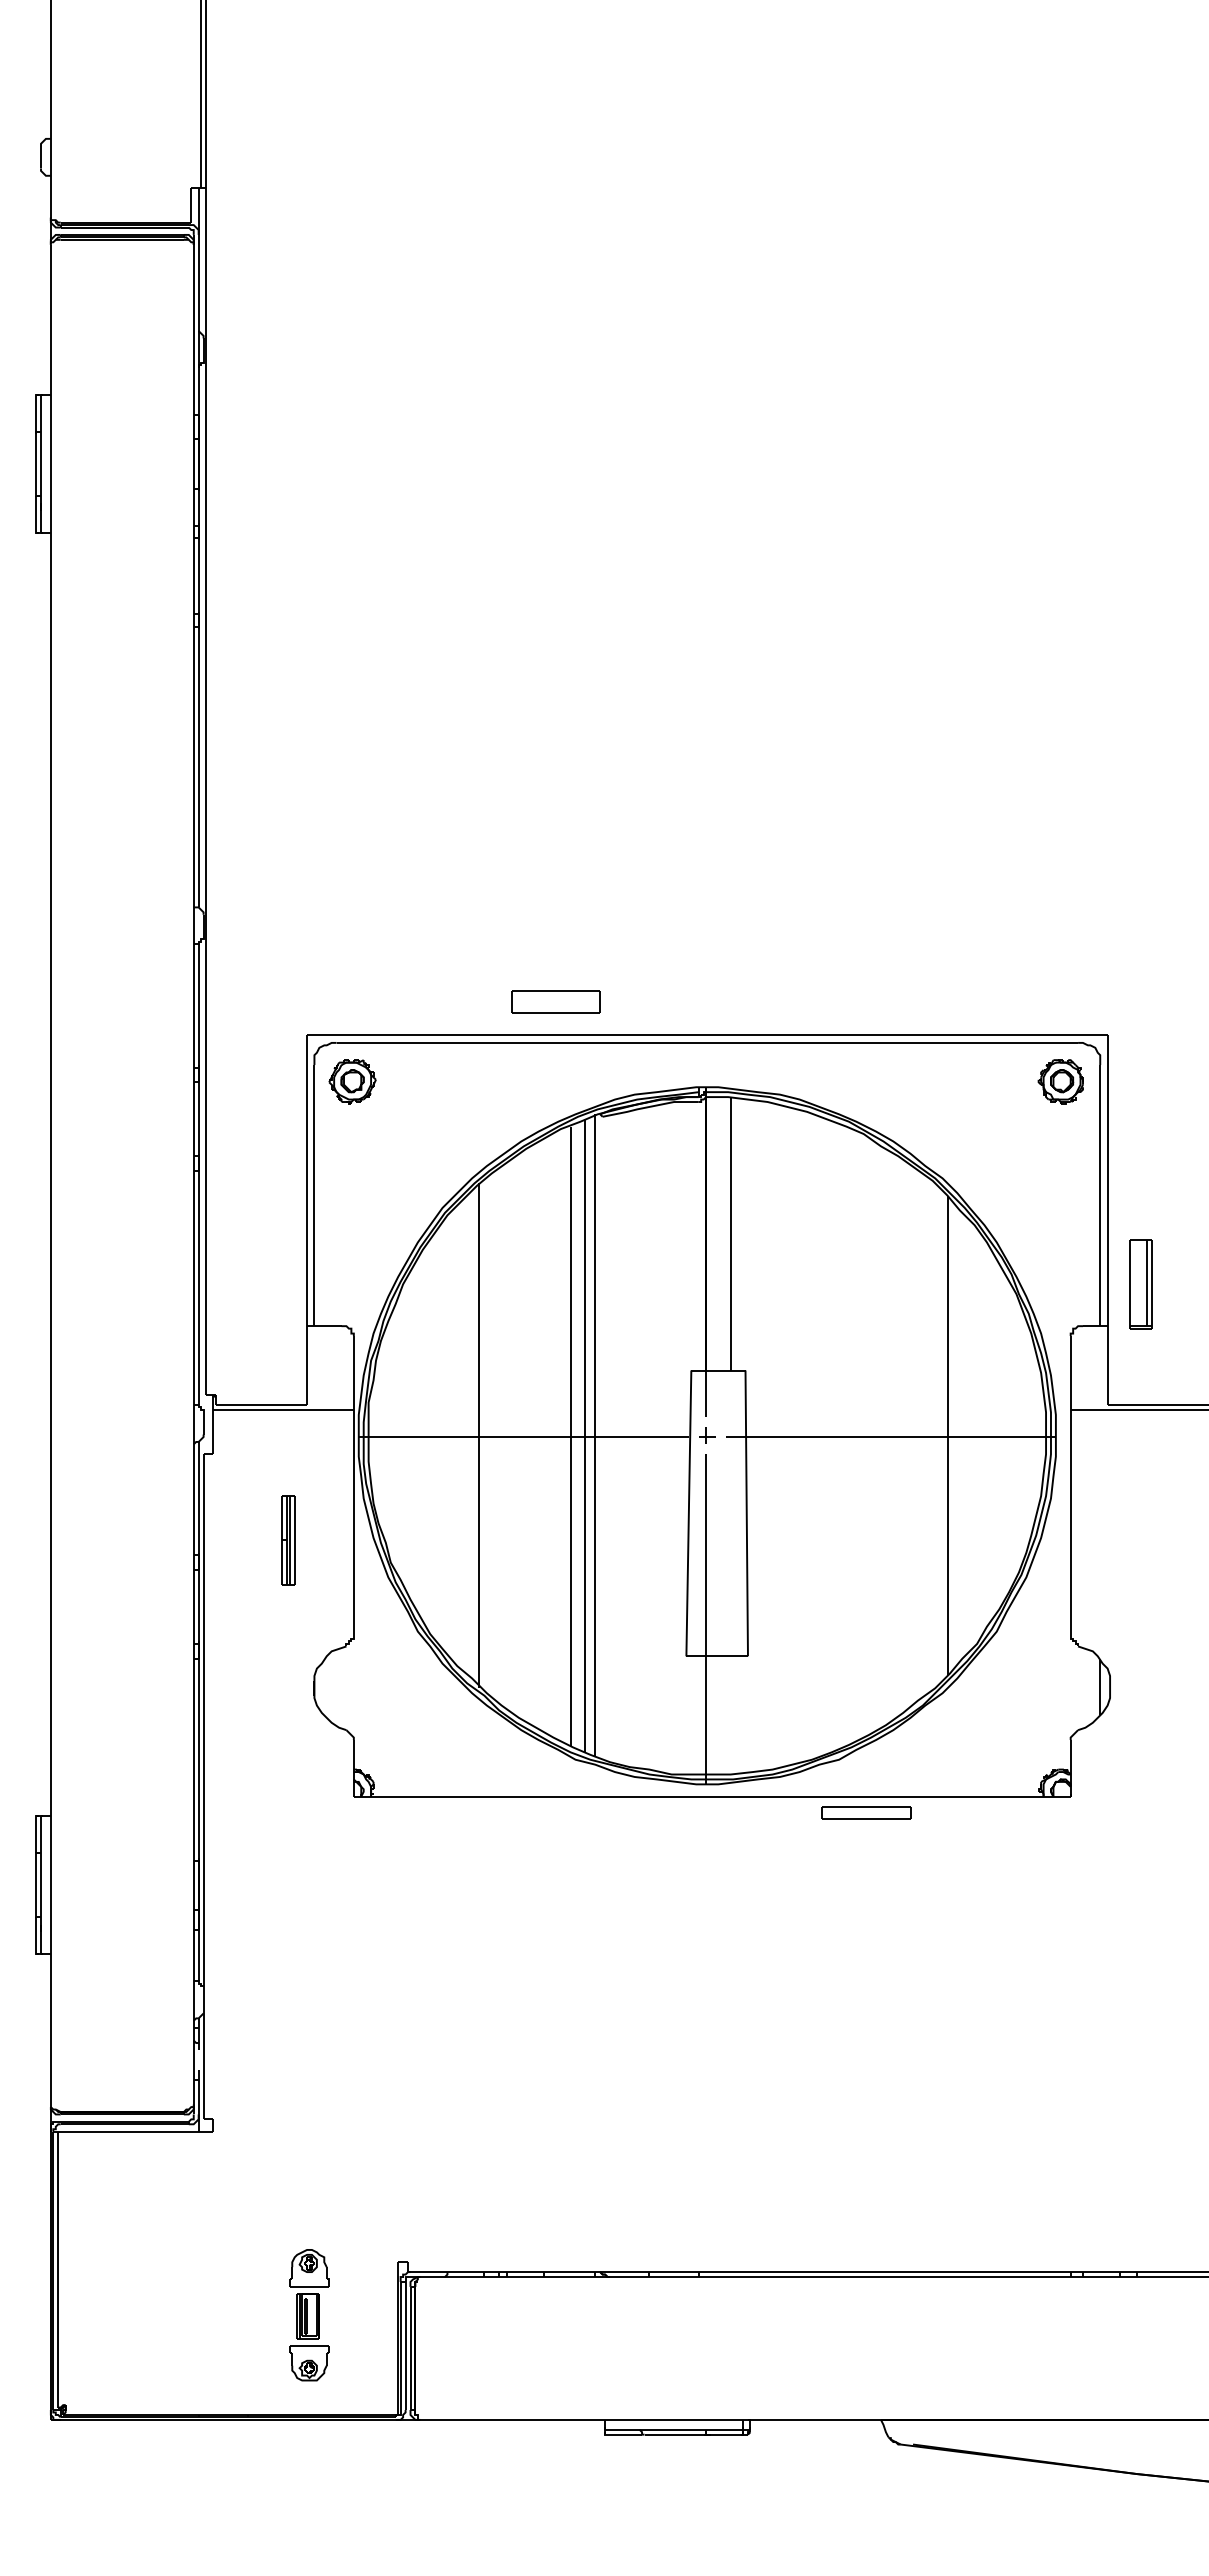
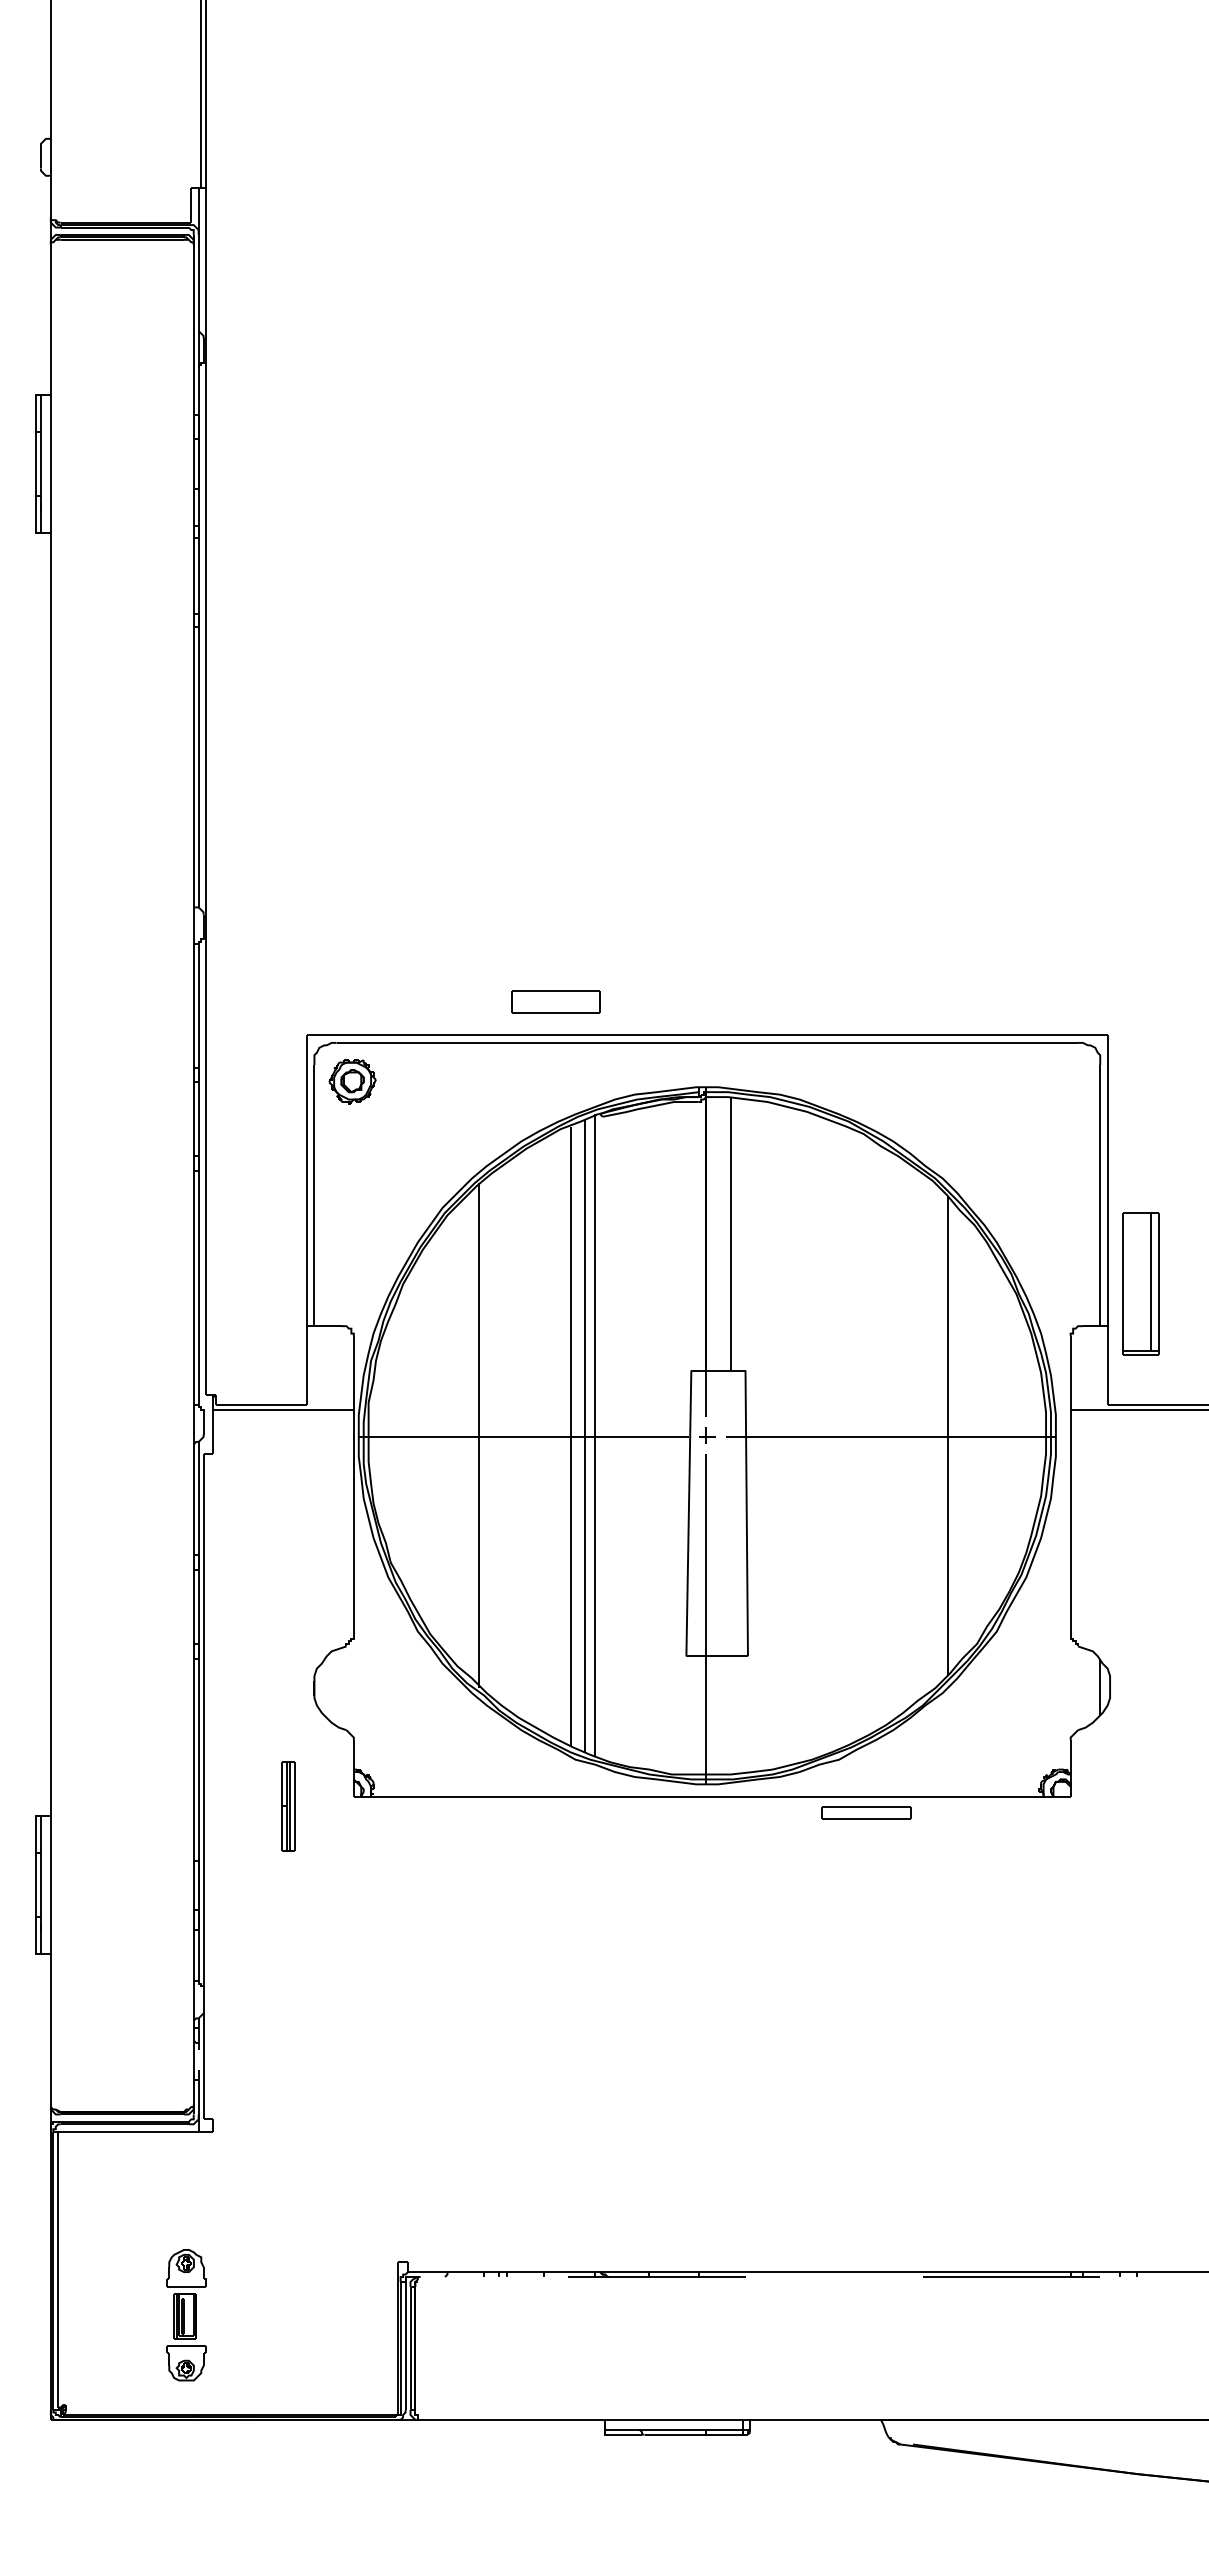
part: present -> none (1060, 1081)
part size: 24x91 px -> 38x144 px (1140, 1283)
part position: (288, 1540) -> (288, 1806) (288, 1806)
line: solid -> dashed (814, 2277)
part position: (309, 2315) -> (186, 2315) (186, 2315)
